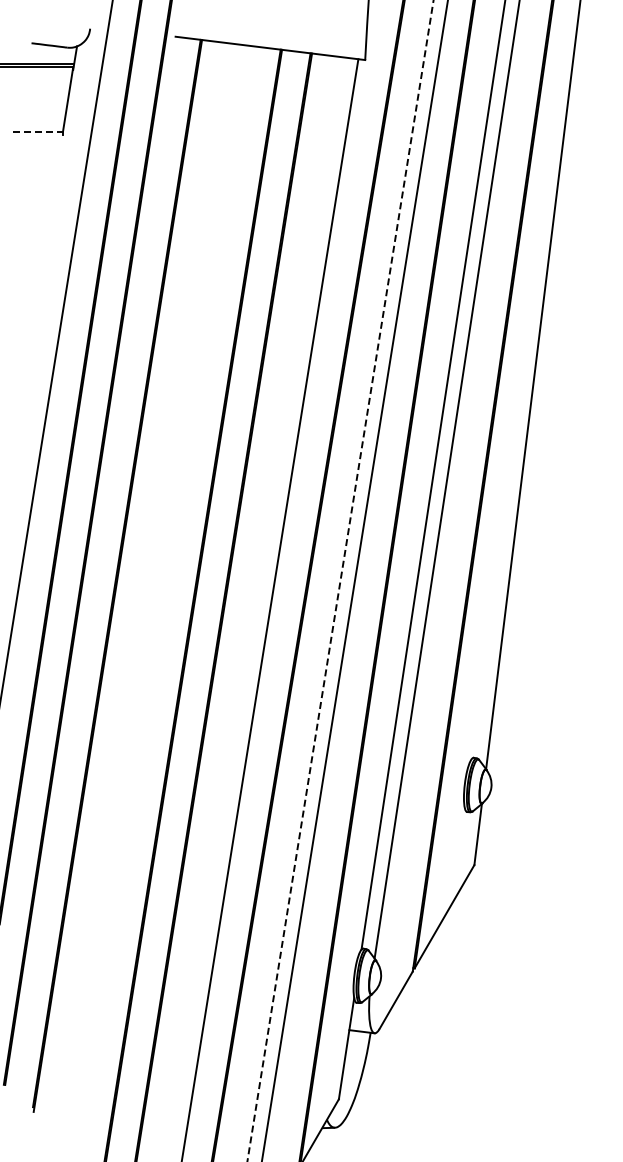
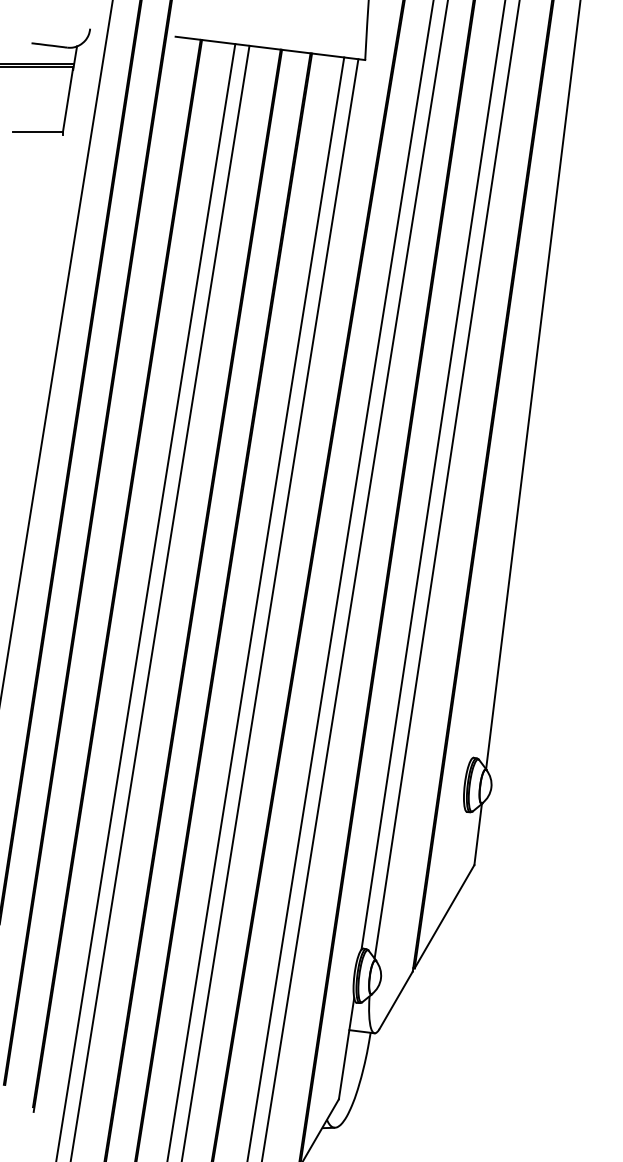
line: dashed -> solid (38, 131)
line: dashed -> solid (340, 581)
line: none -> present (145, 601)
line: none -> present (160, 601)
line: none -> present (255, 607)
